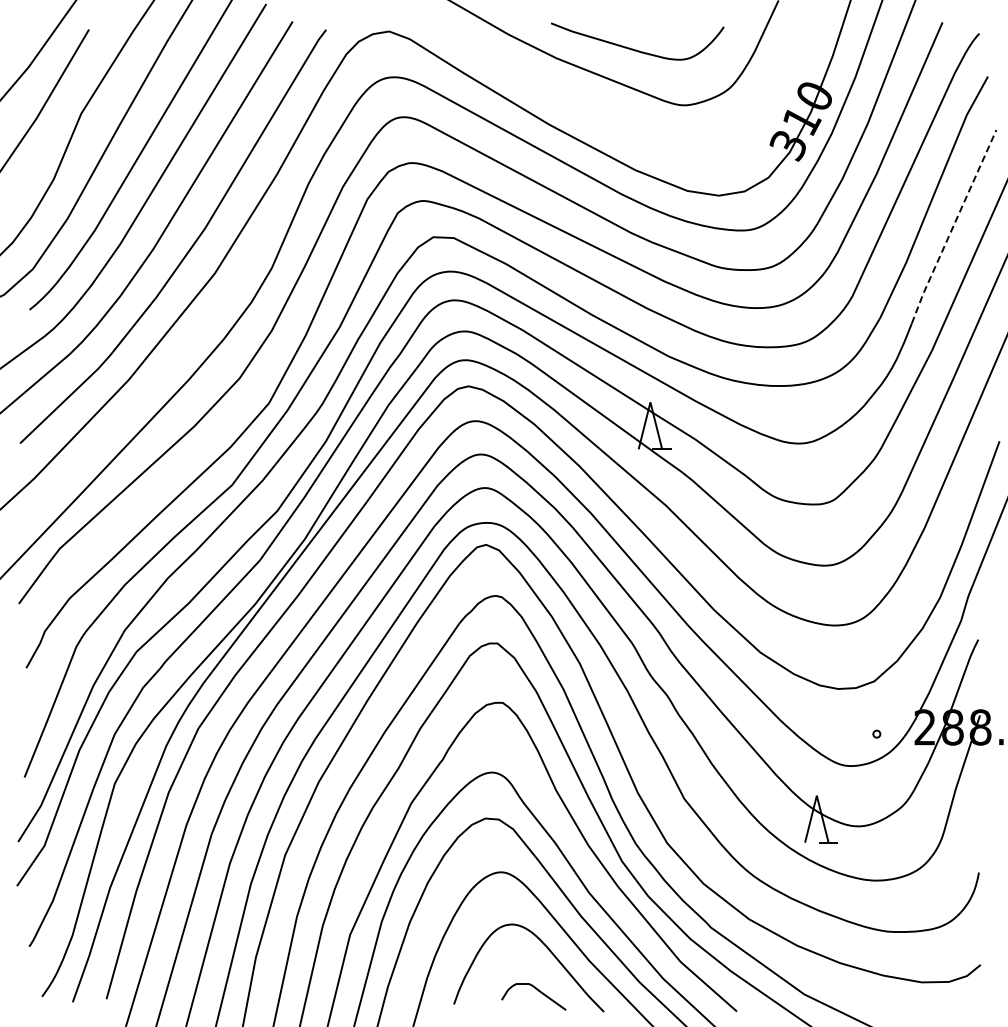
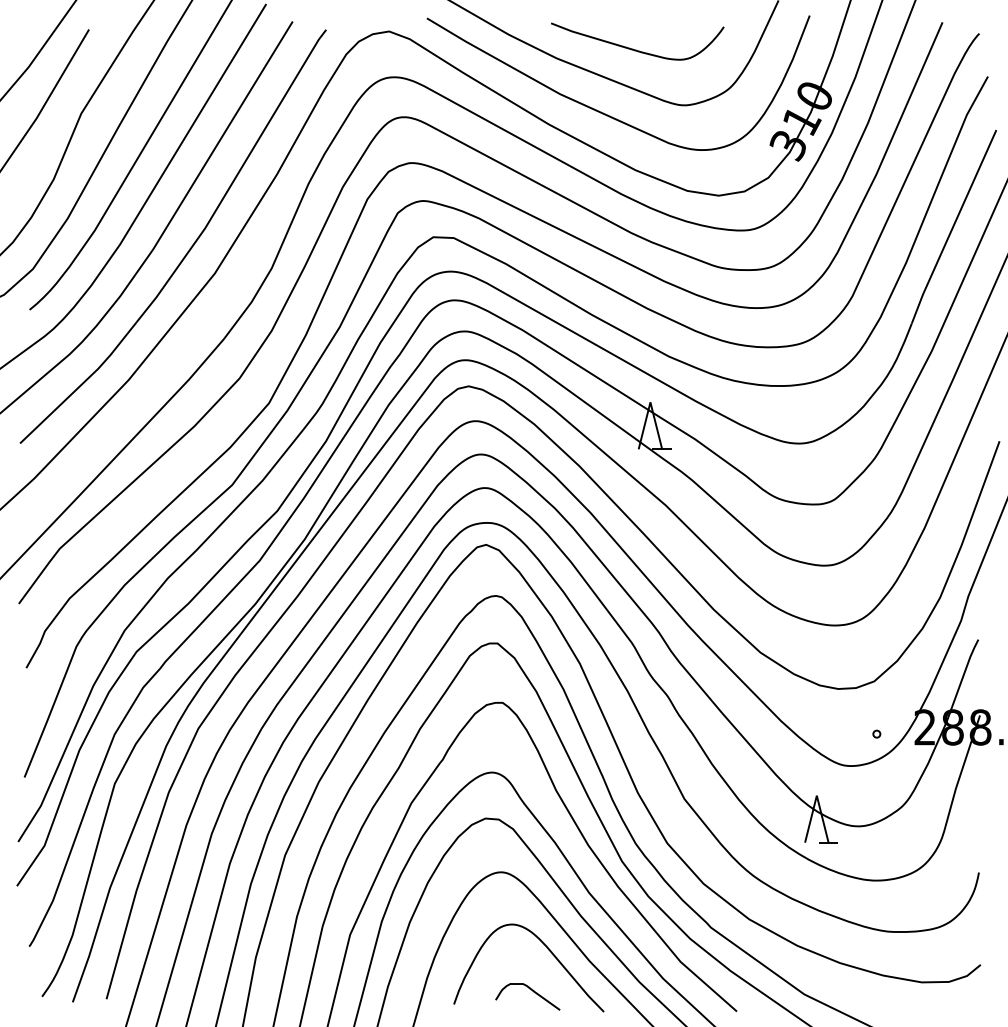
curve: none -> present (603, 112)
line: dashed -> solid (953, 226)
curve position: (538, 991) -> (532, 991) (532, 991)
